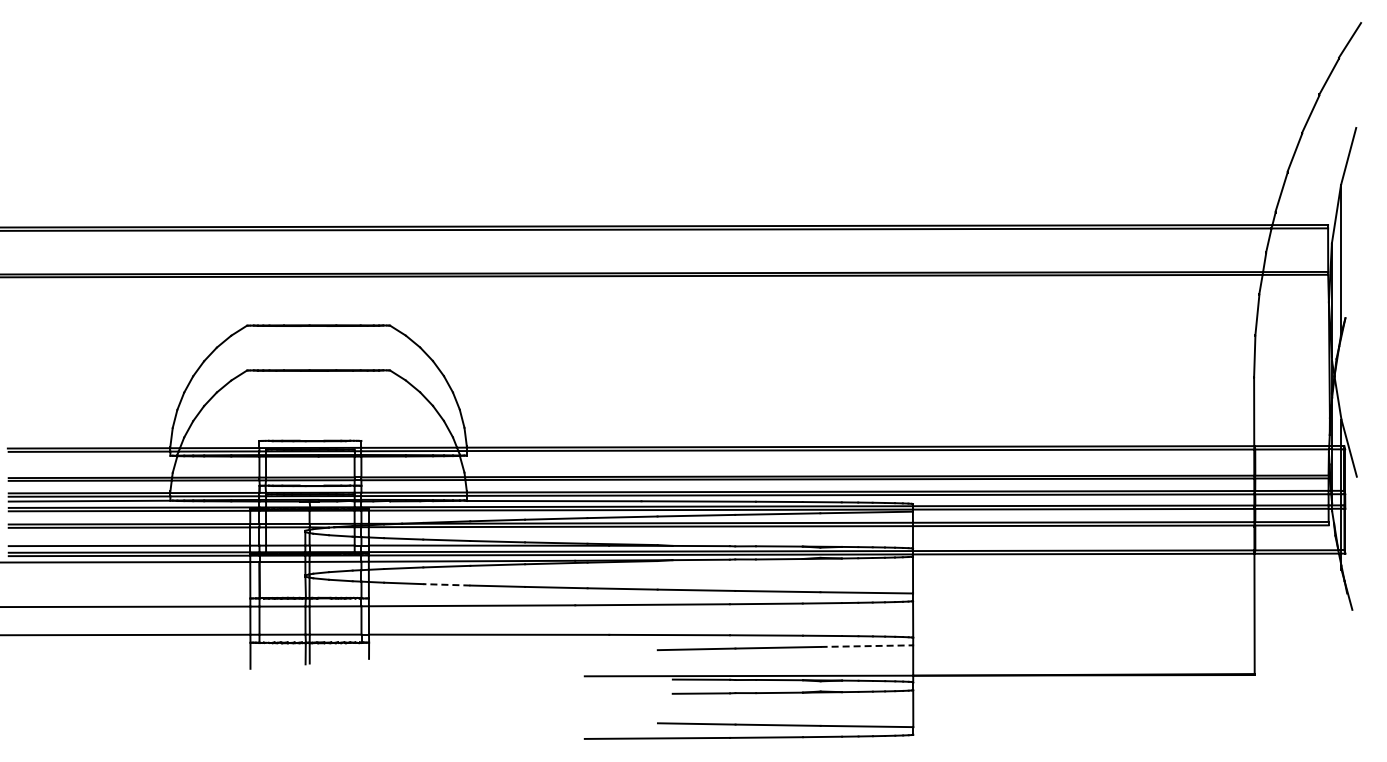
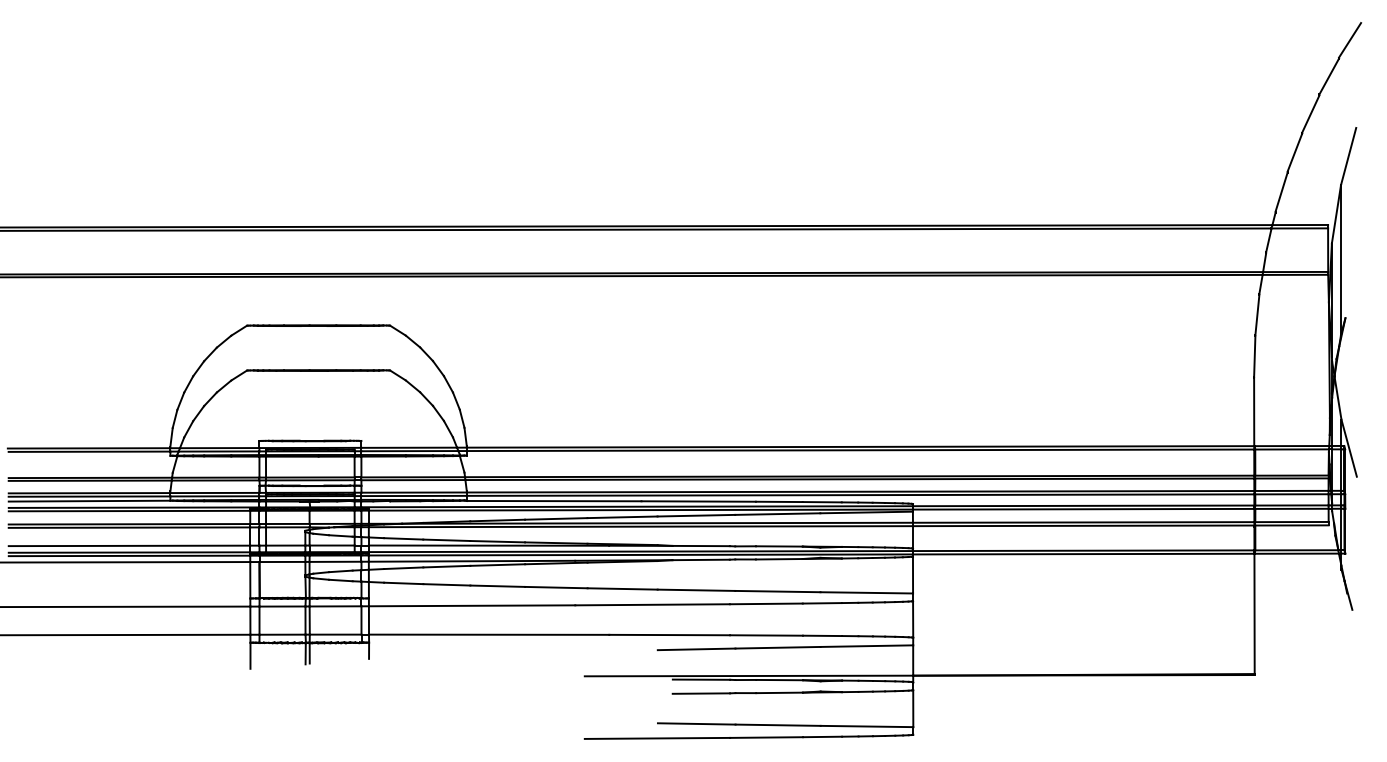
line: dashed -> solid (446, 584)
line: dashed -> solid (867, 646)
